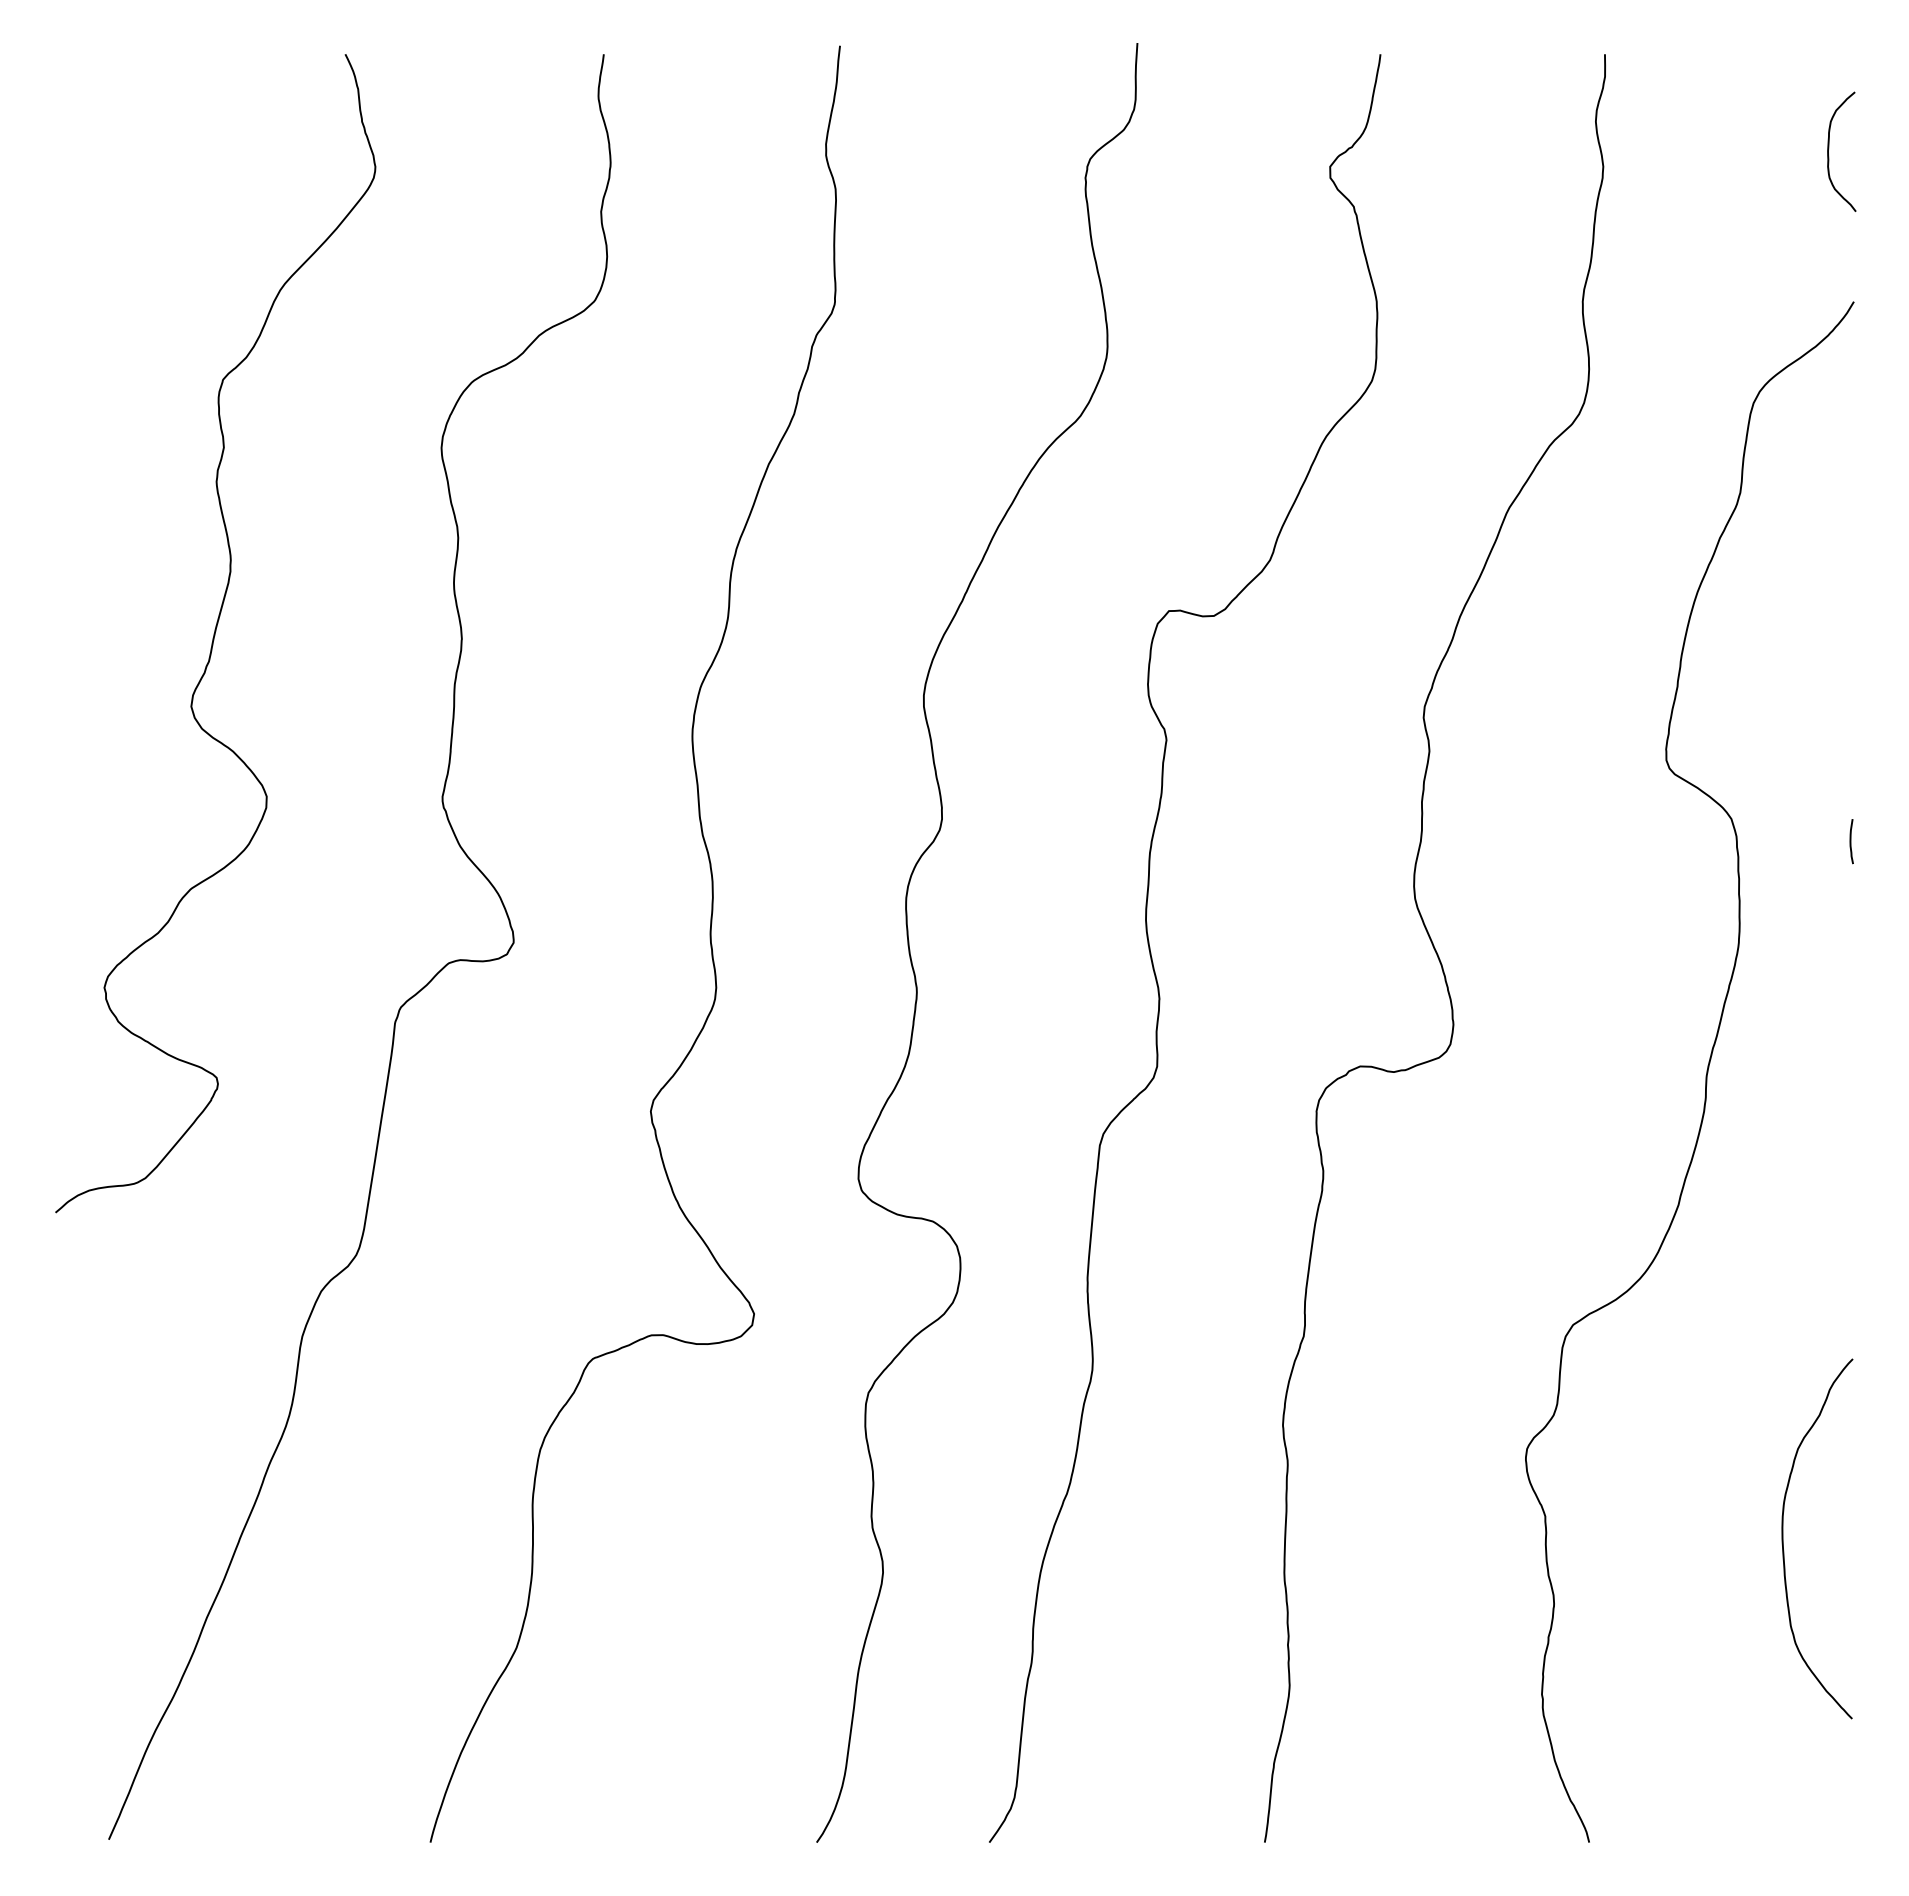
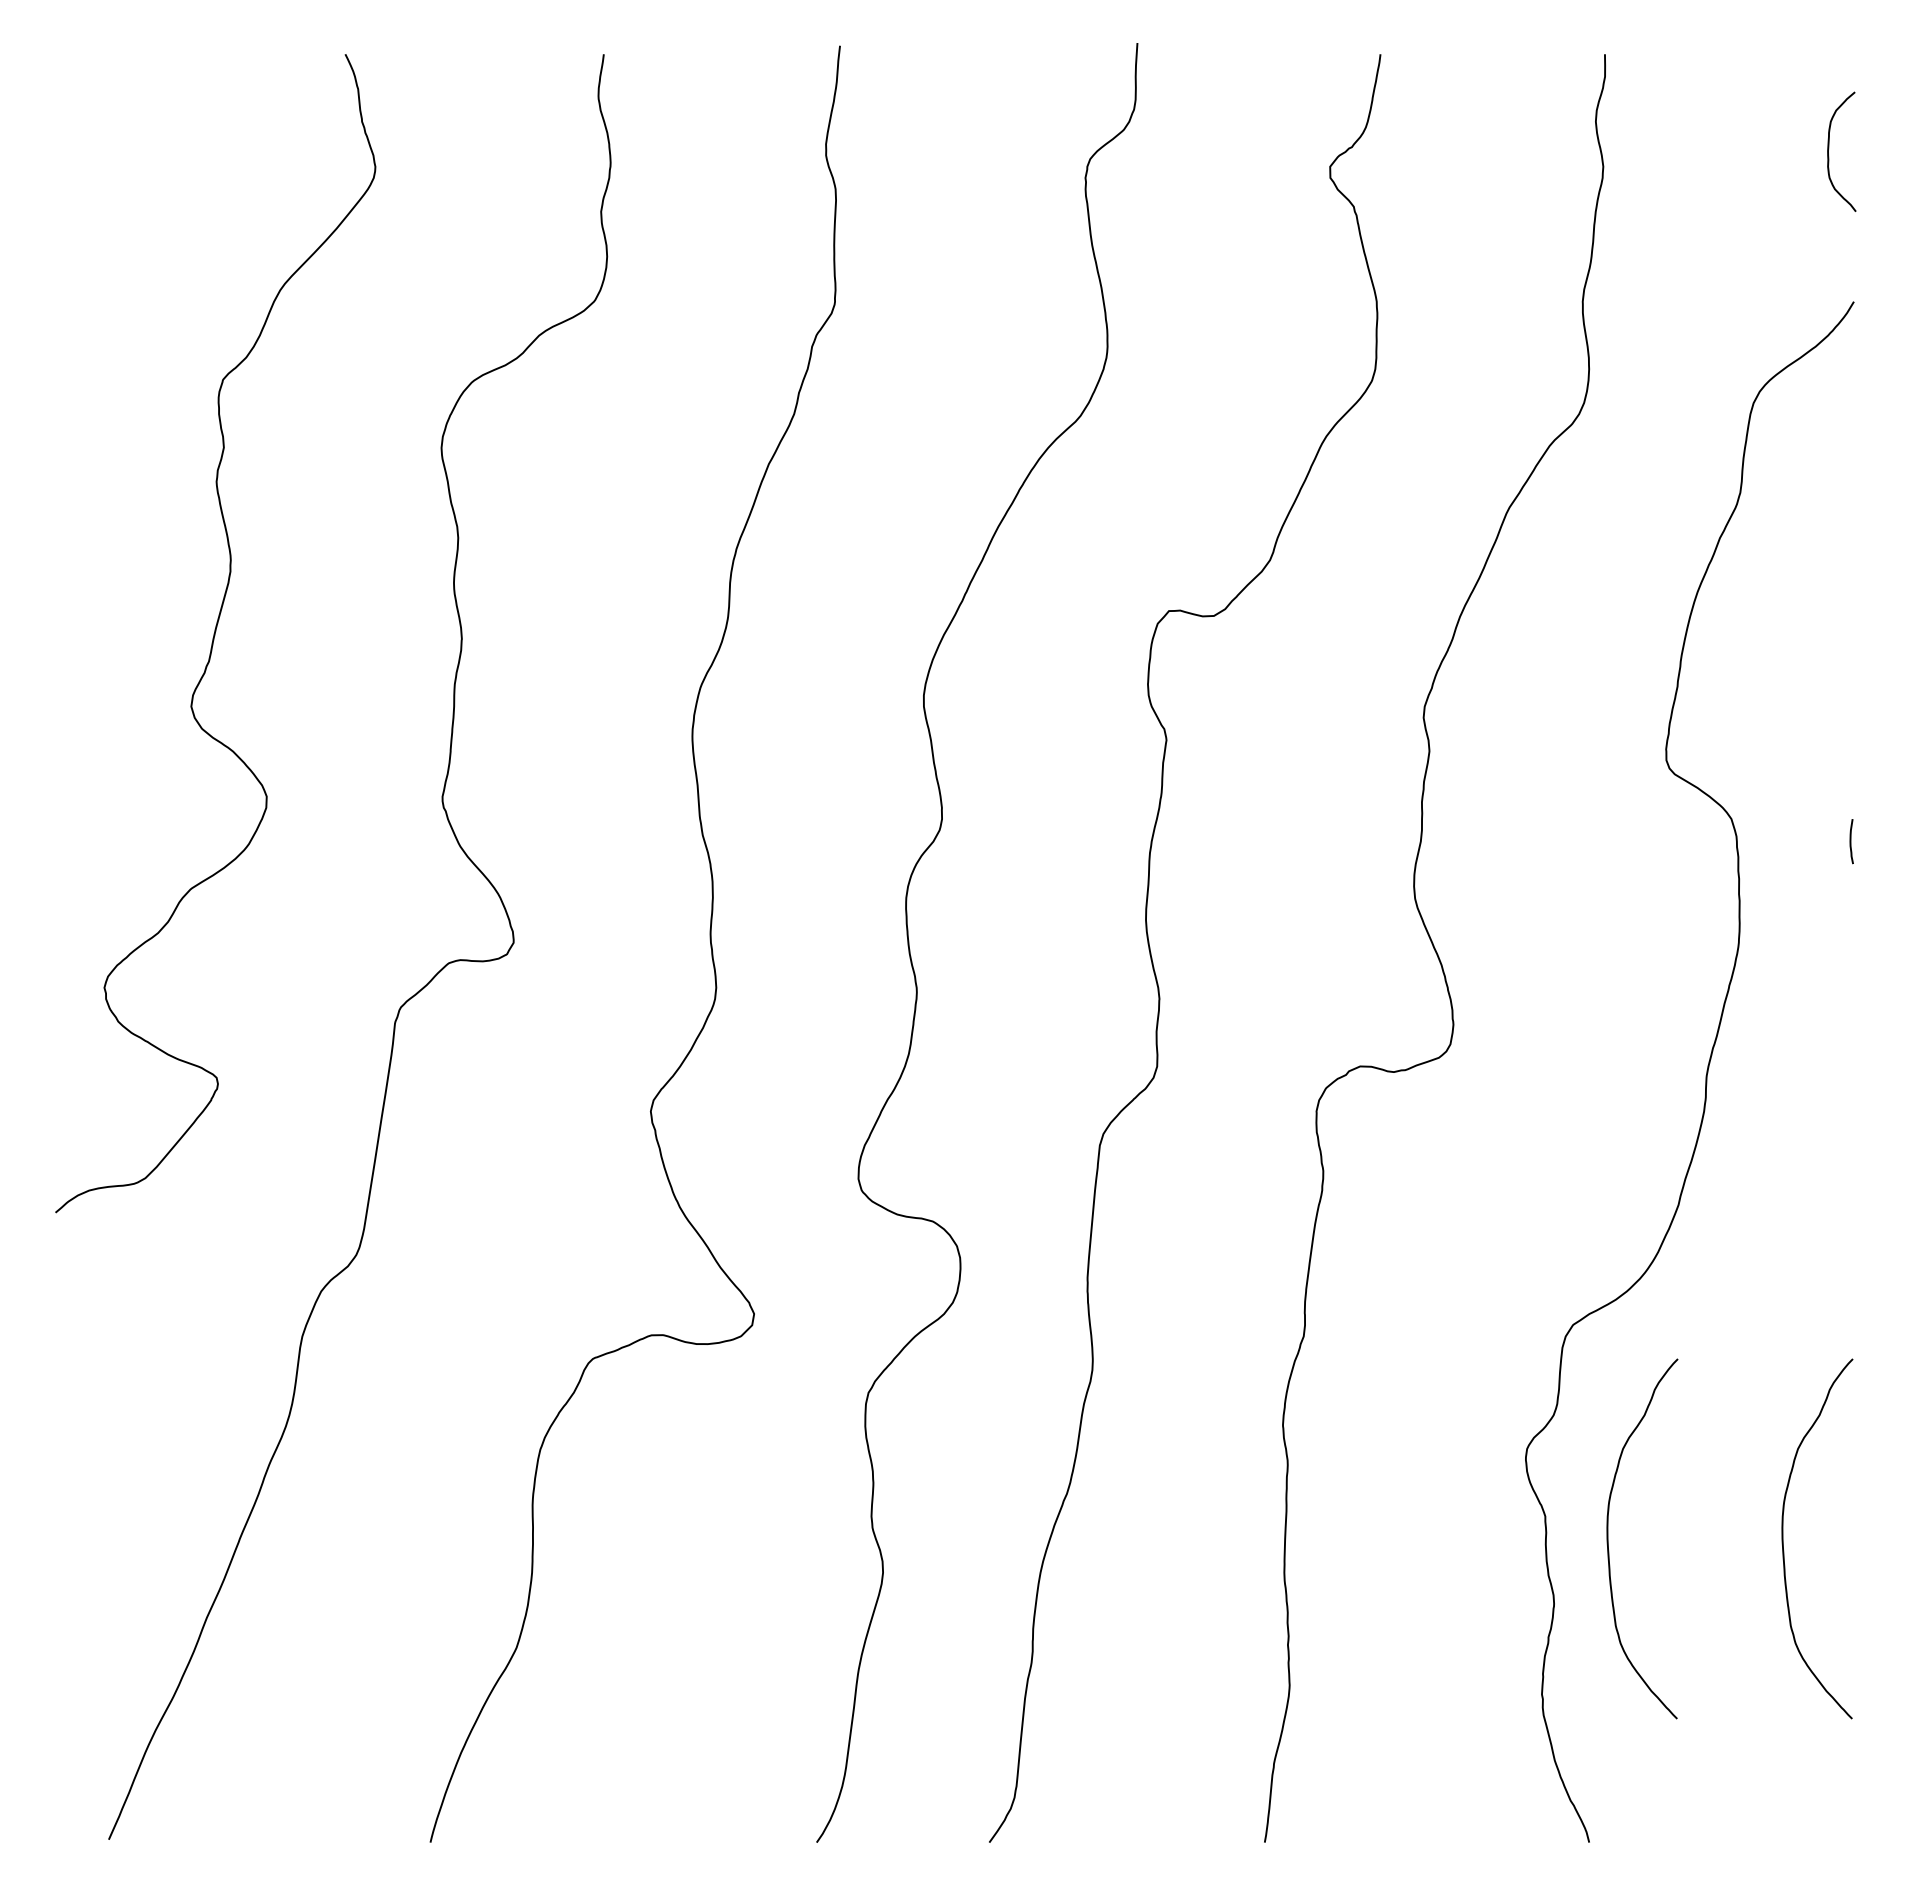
curve: none -> present (1608, 1538)
